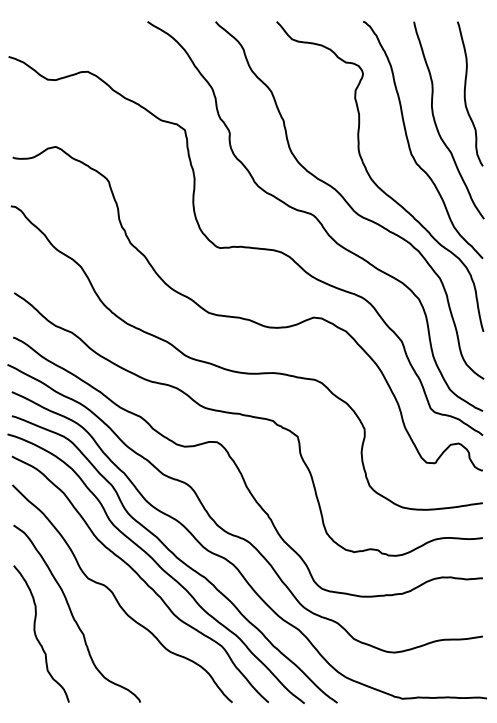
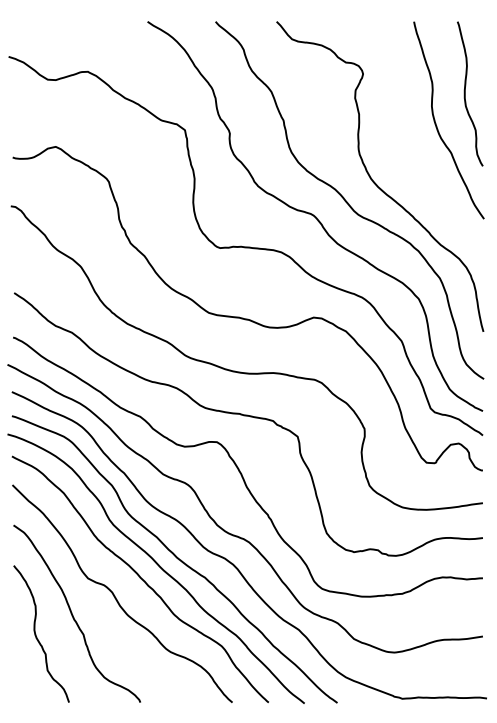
curve: present -> none (409, 142)
